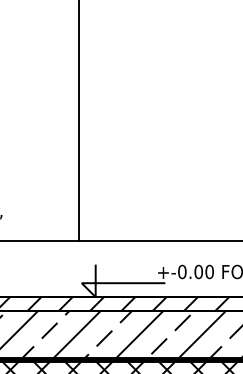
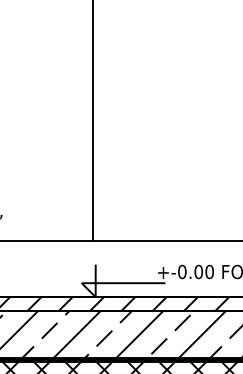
line position: (78, 121) -> (92, 121) (92, 121)
